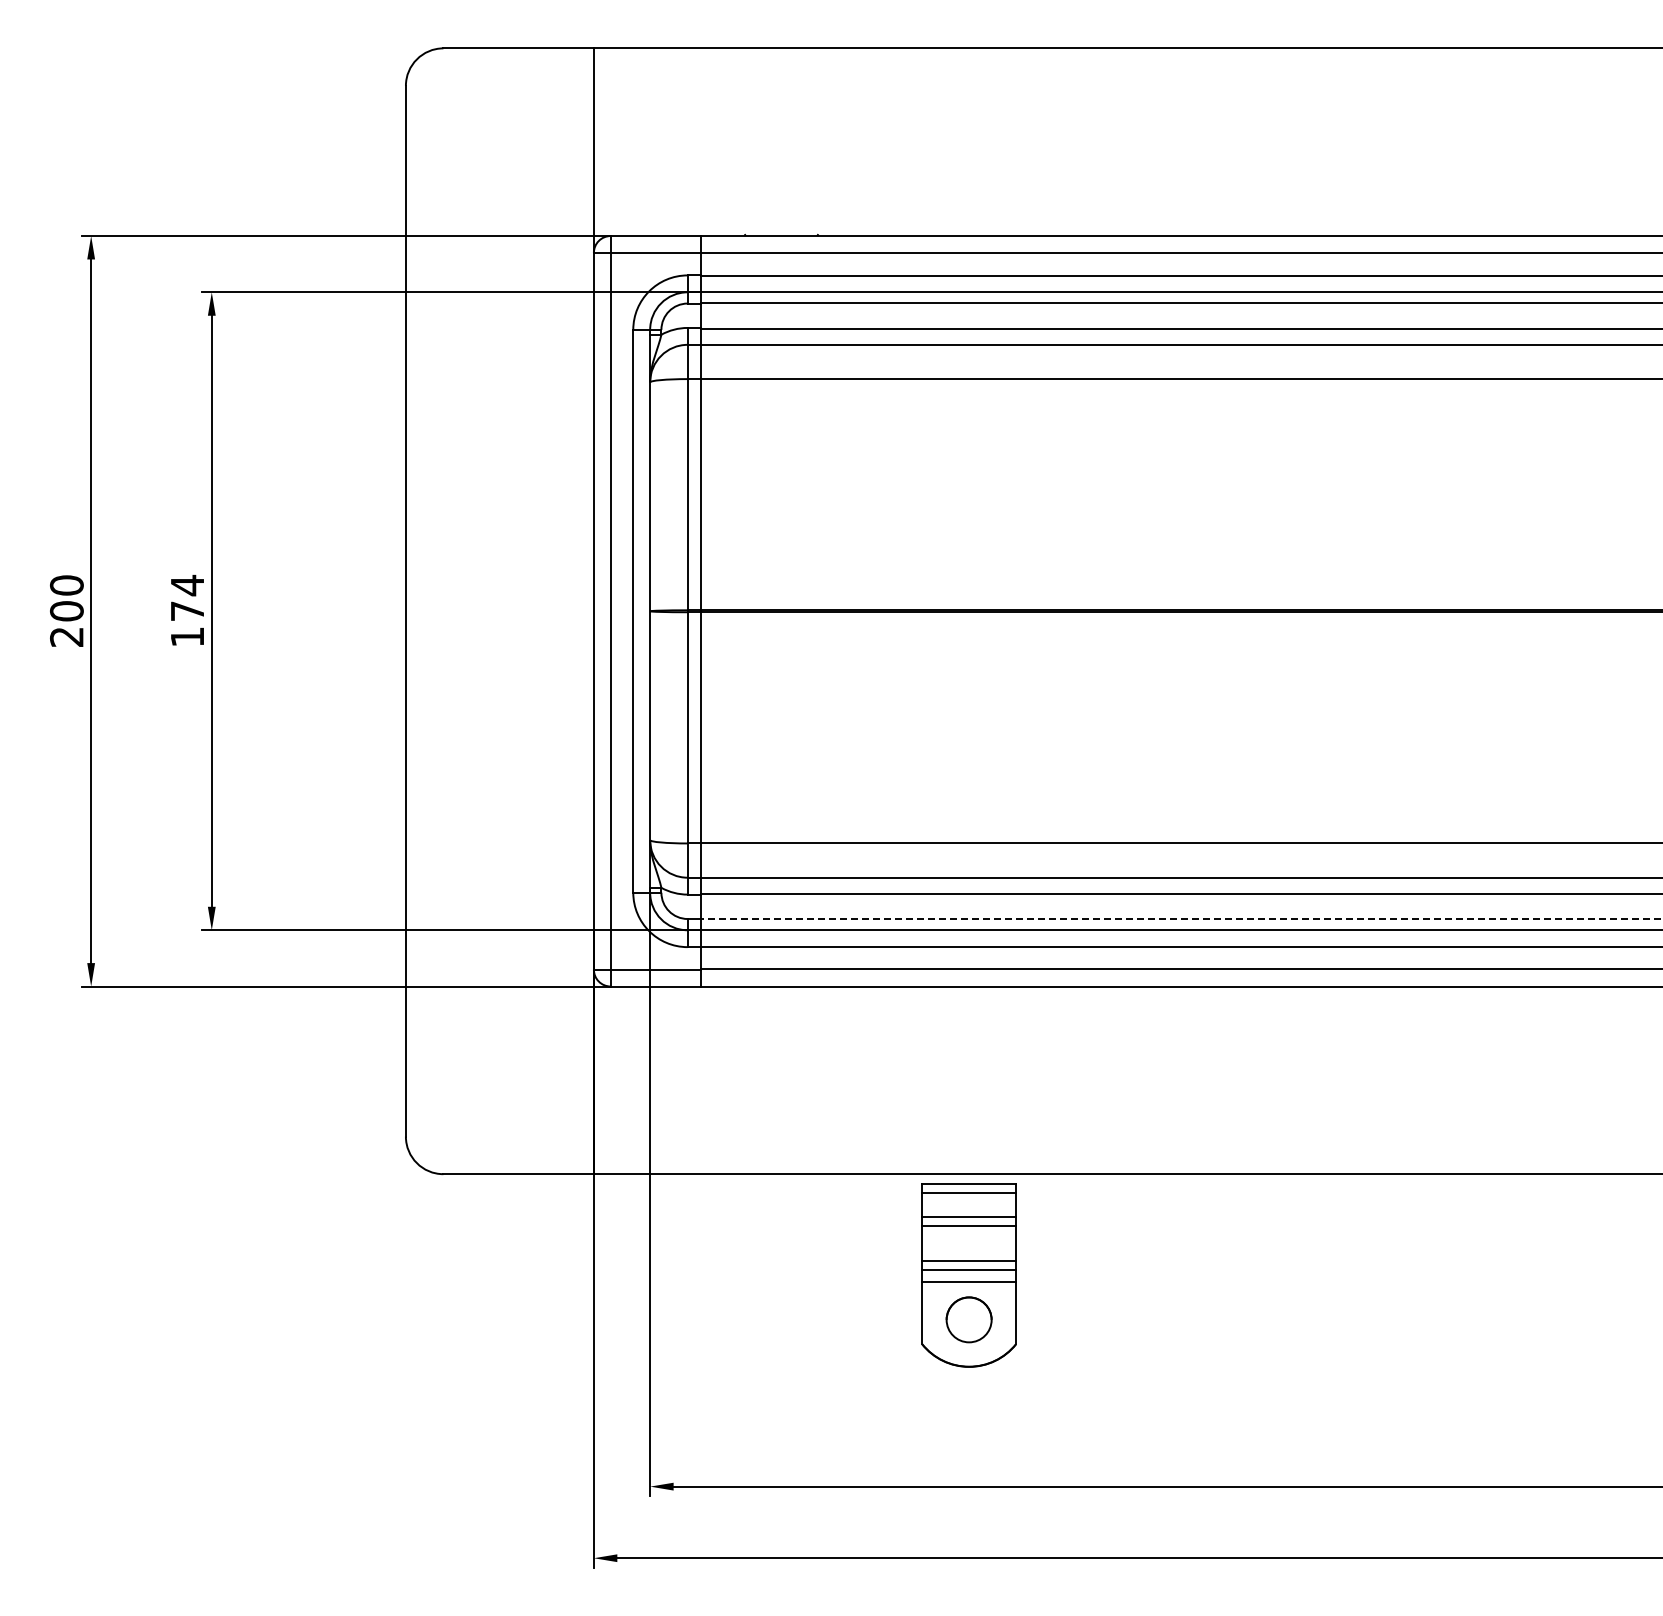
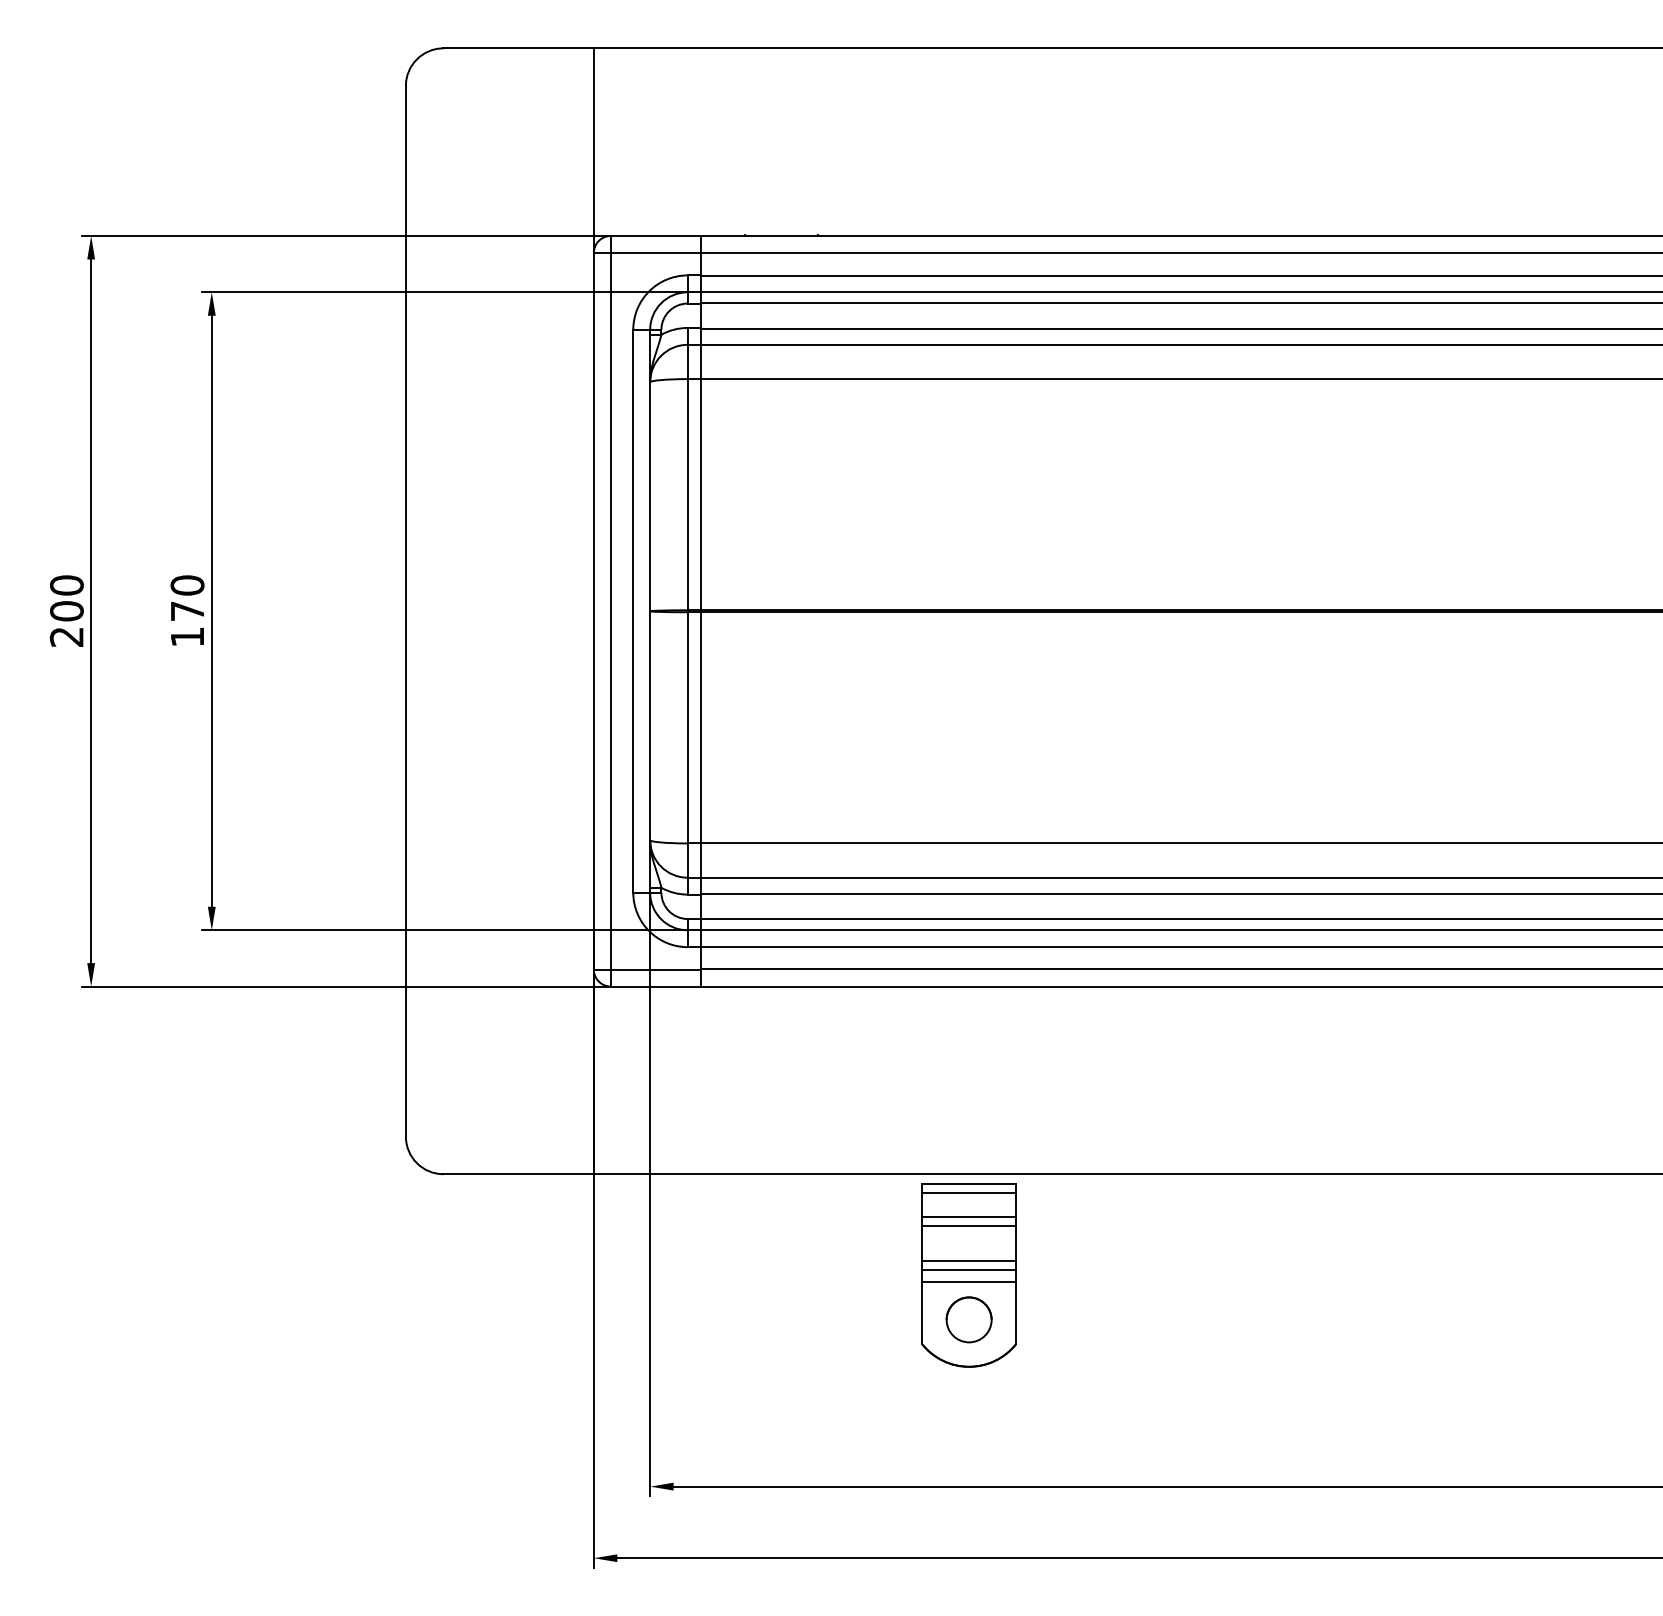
text: 174 -> 170 (187, 585)
line: dashed -> solid (1181, 919)
